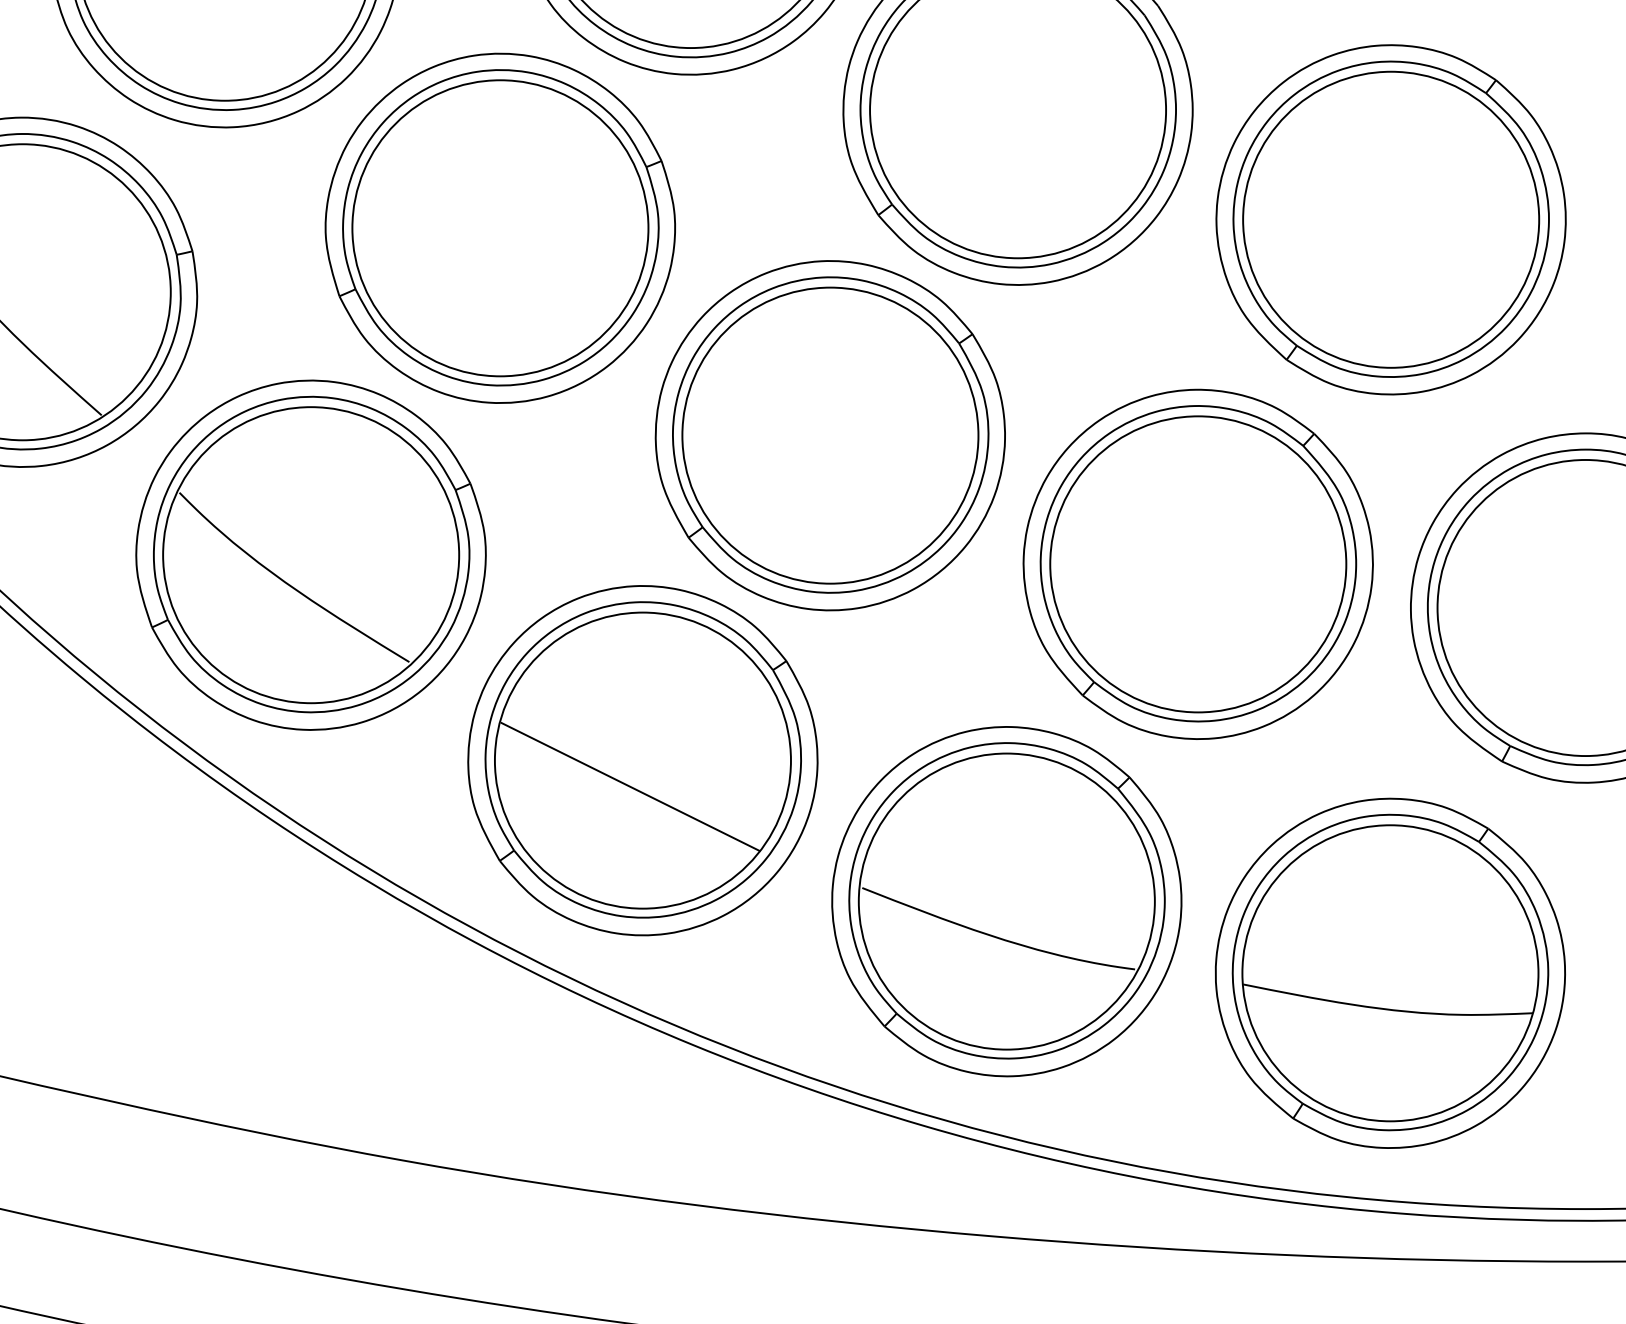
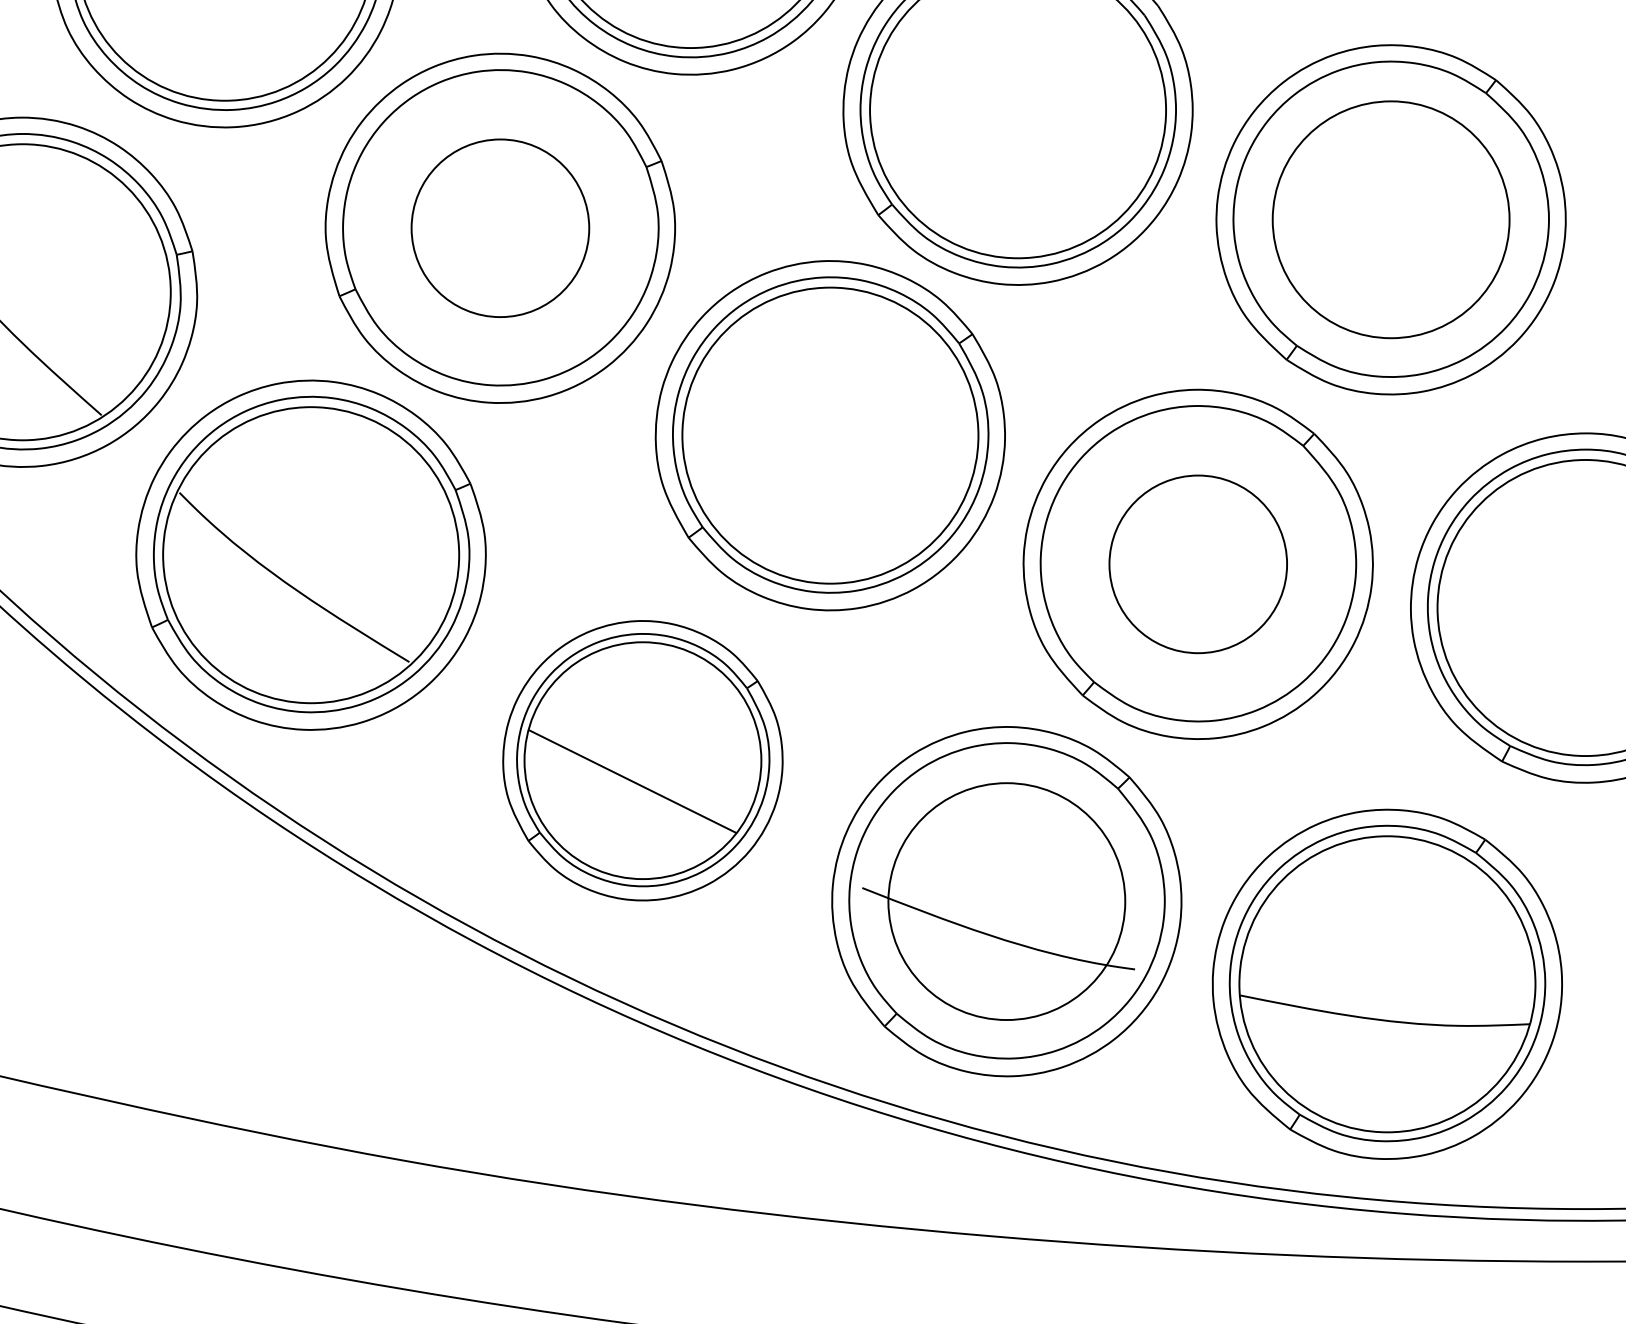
circle diameter: 296 px -> 237 px (1390, 219)
circle diameter: 296 px -> 178 px (500, 228)
circle diameter: 296 px -> 178 px (1198, 564)
part size: 352x352 px -> 282x282 px (642, 760)
circle diameter: 296 px -> 237 px (1006, 901)
part position: (1389, 972) -> (1386, 983) (1386, 983)
